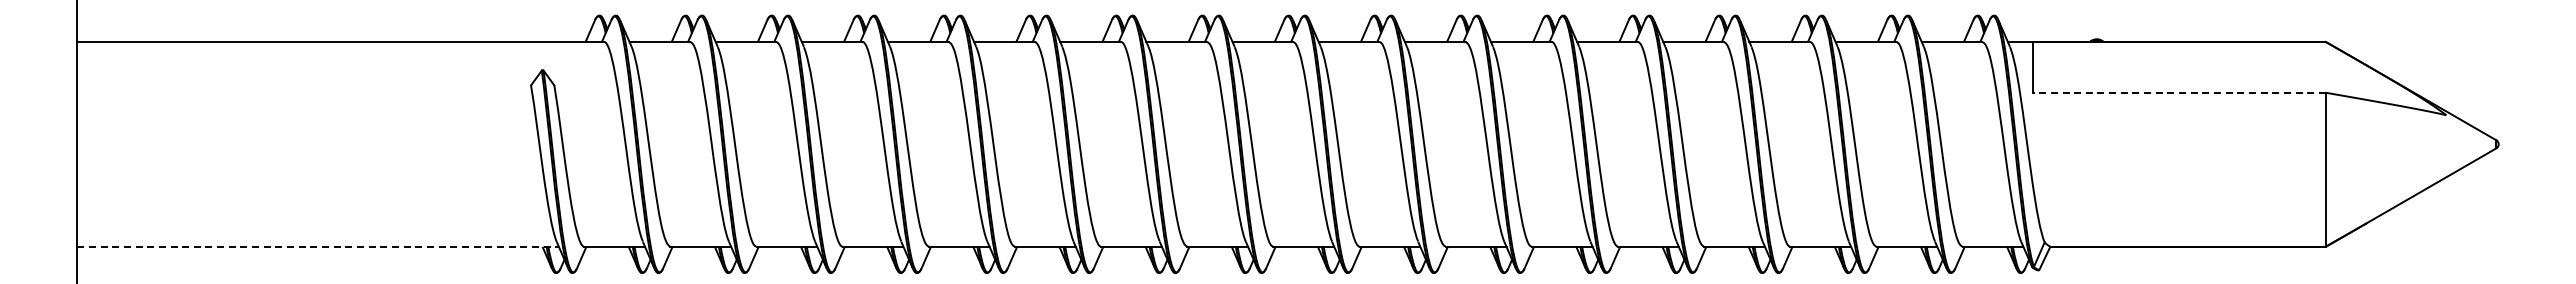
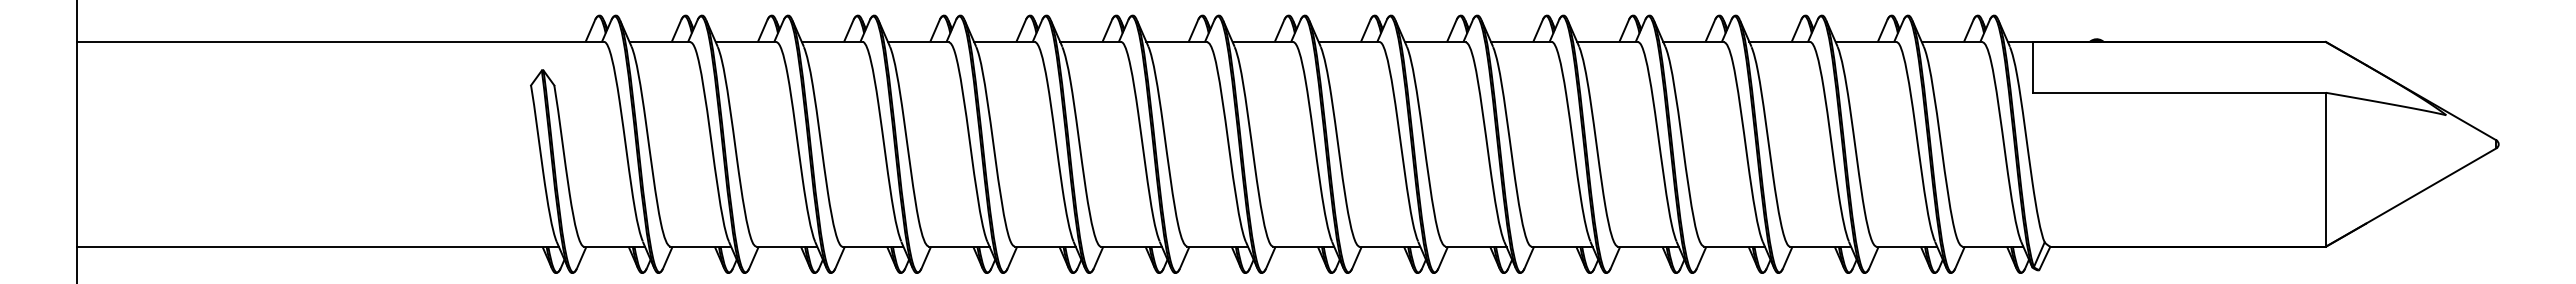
line: dashed -> solid (2179, 92)
line: dashed -> solid (318, 246)
